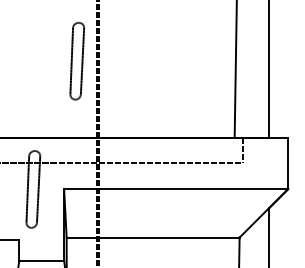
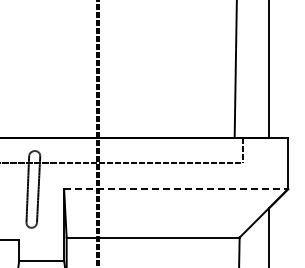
part: present -> none (76, 61)
line: solid -> dashed (176, 189)
